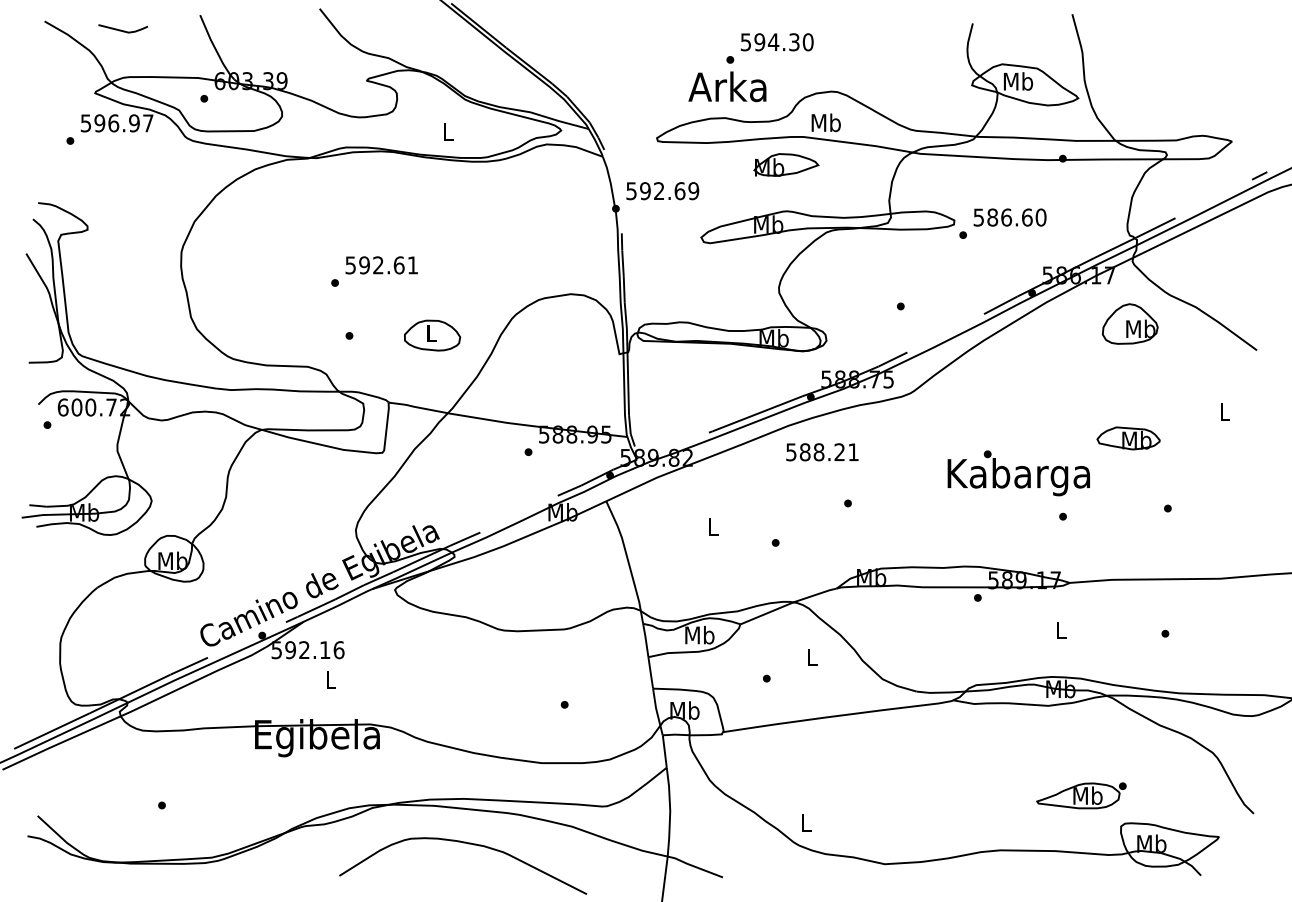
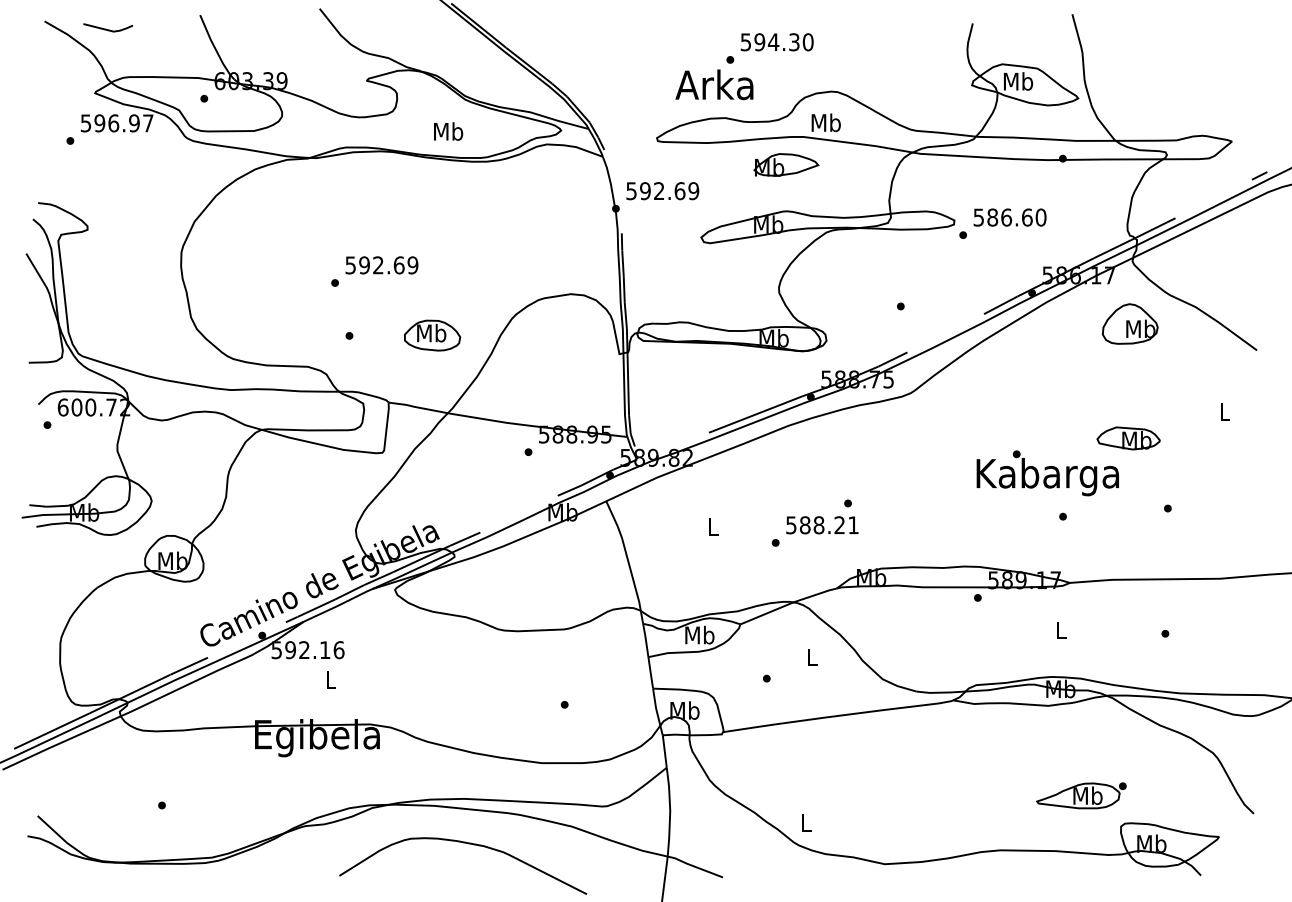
line position: (123, 30) -> (108, 29) (108, 29)
text position: (727, 86) -> (714, 84) (714, 84)
text: L -> Mb (448, 131)
text: 592.61 -> 592.69 (412, 265)
text: L -> Mb (431, 332)
text position: (822, 452) -> (822, 525) (822, 525)
text position: (1018, 473) -> (1047, 473) (1047, 473)
